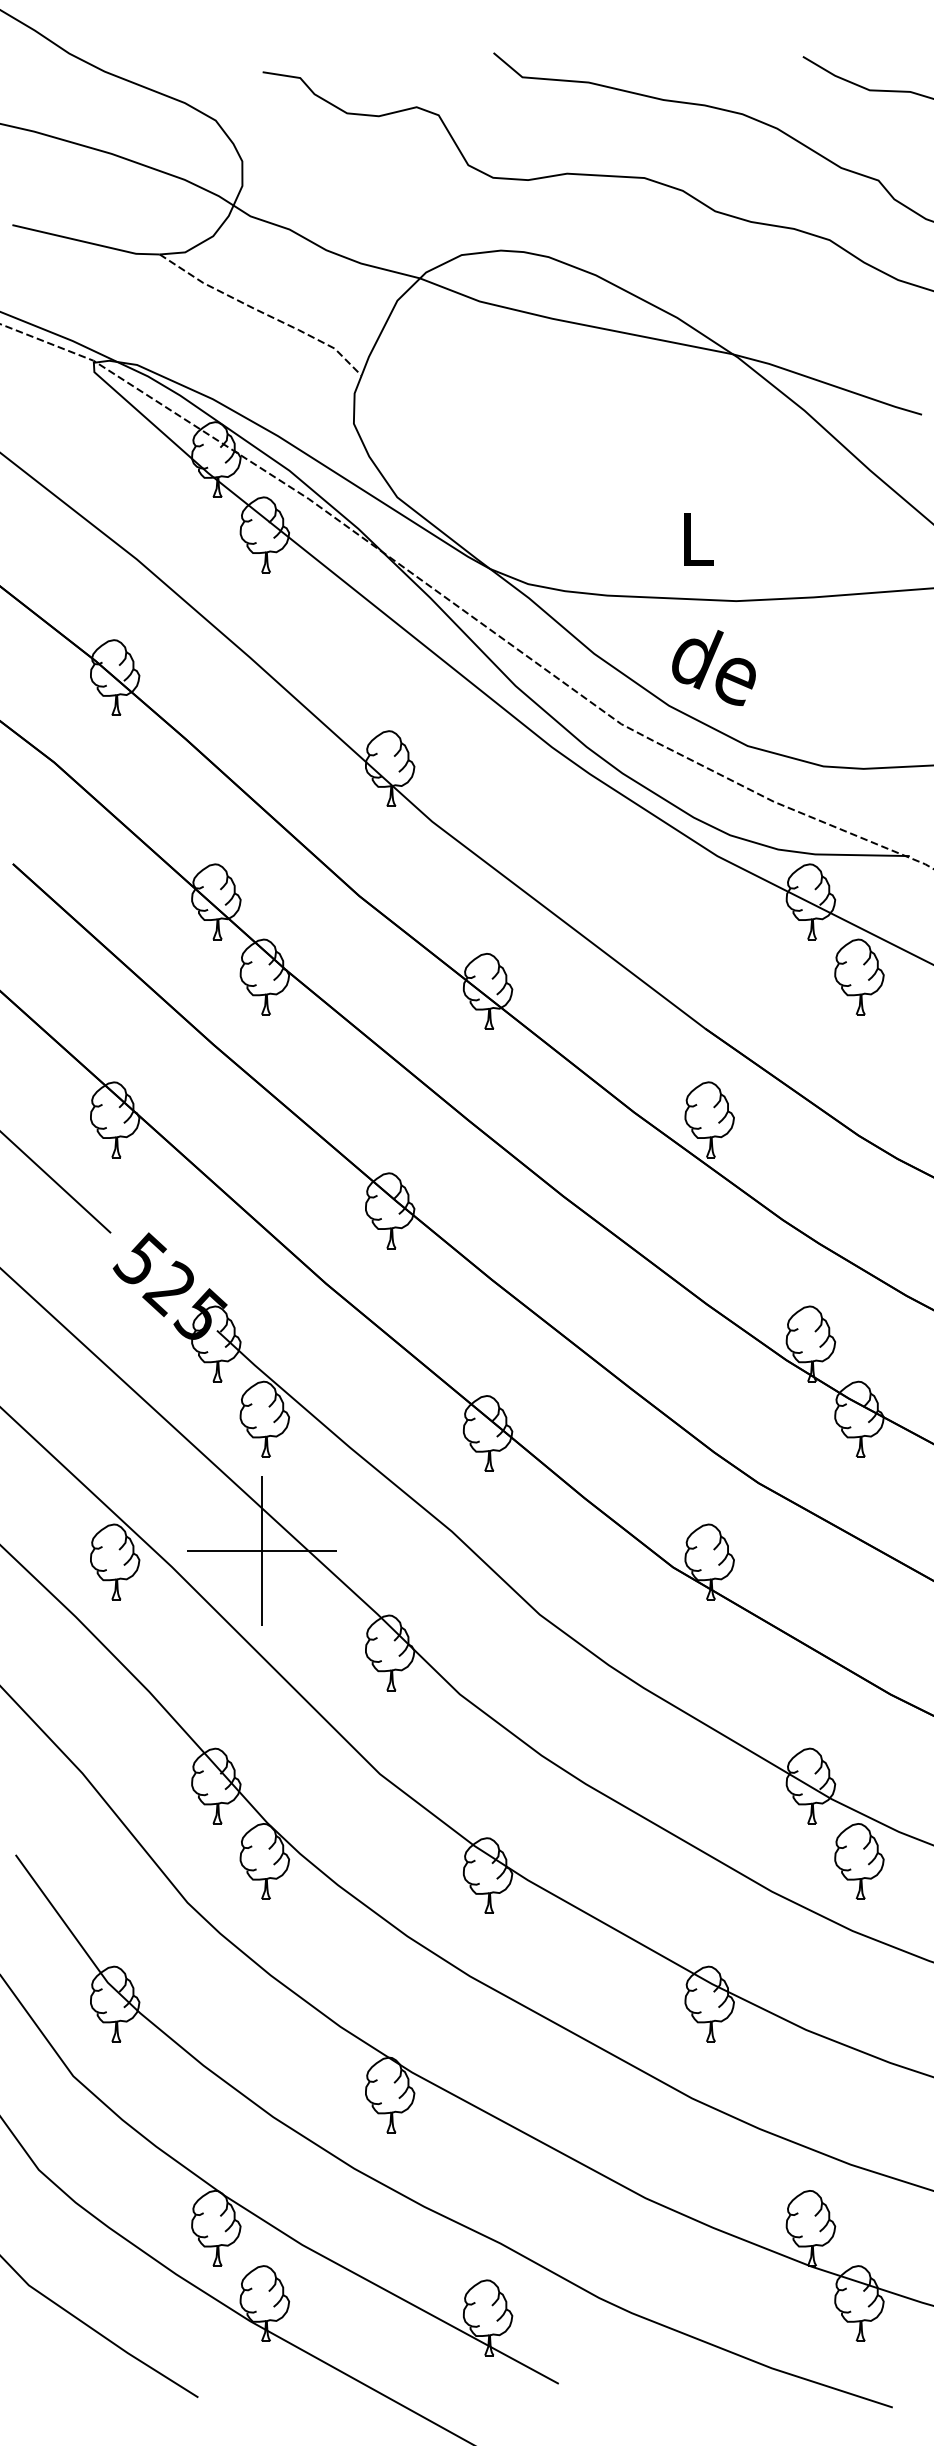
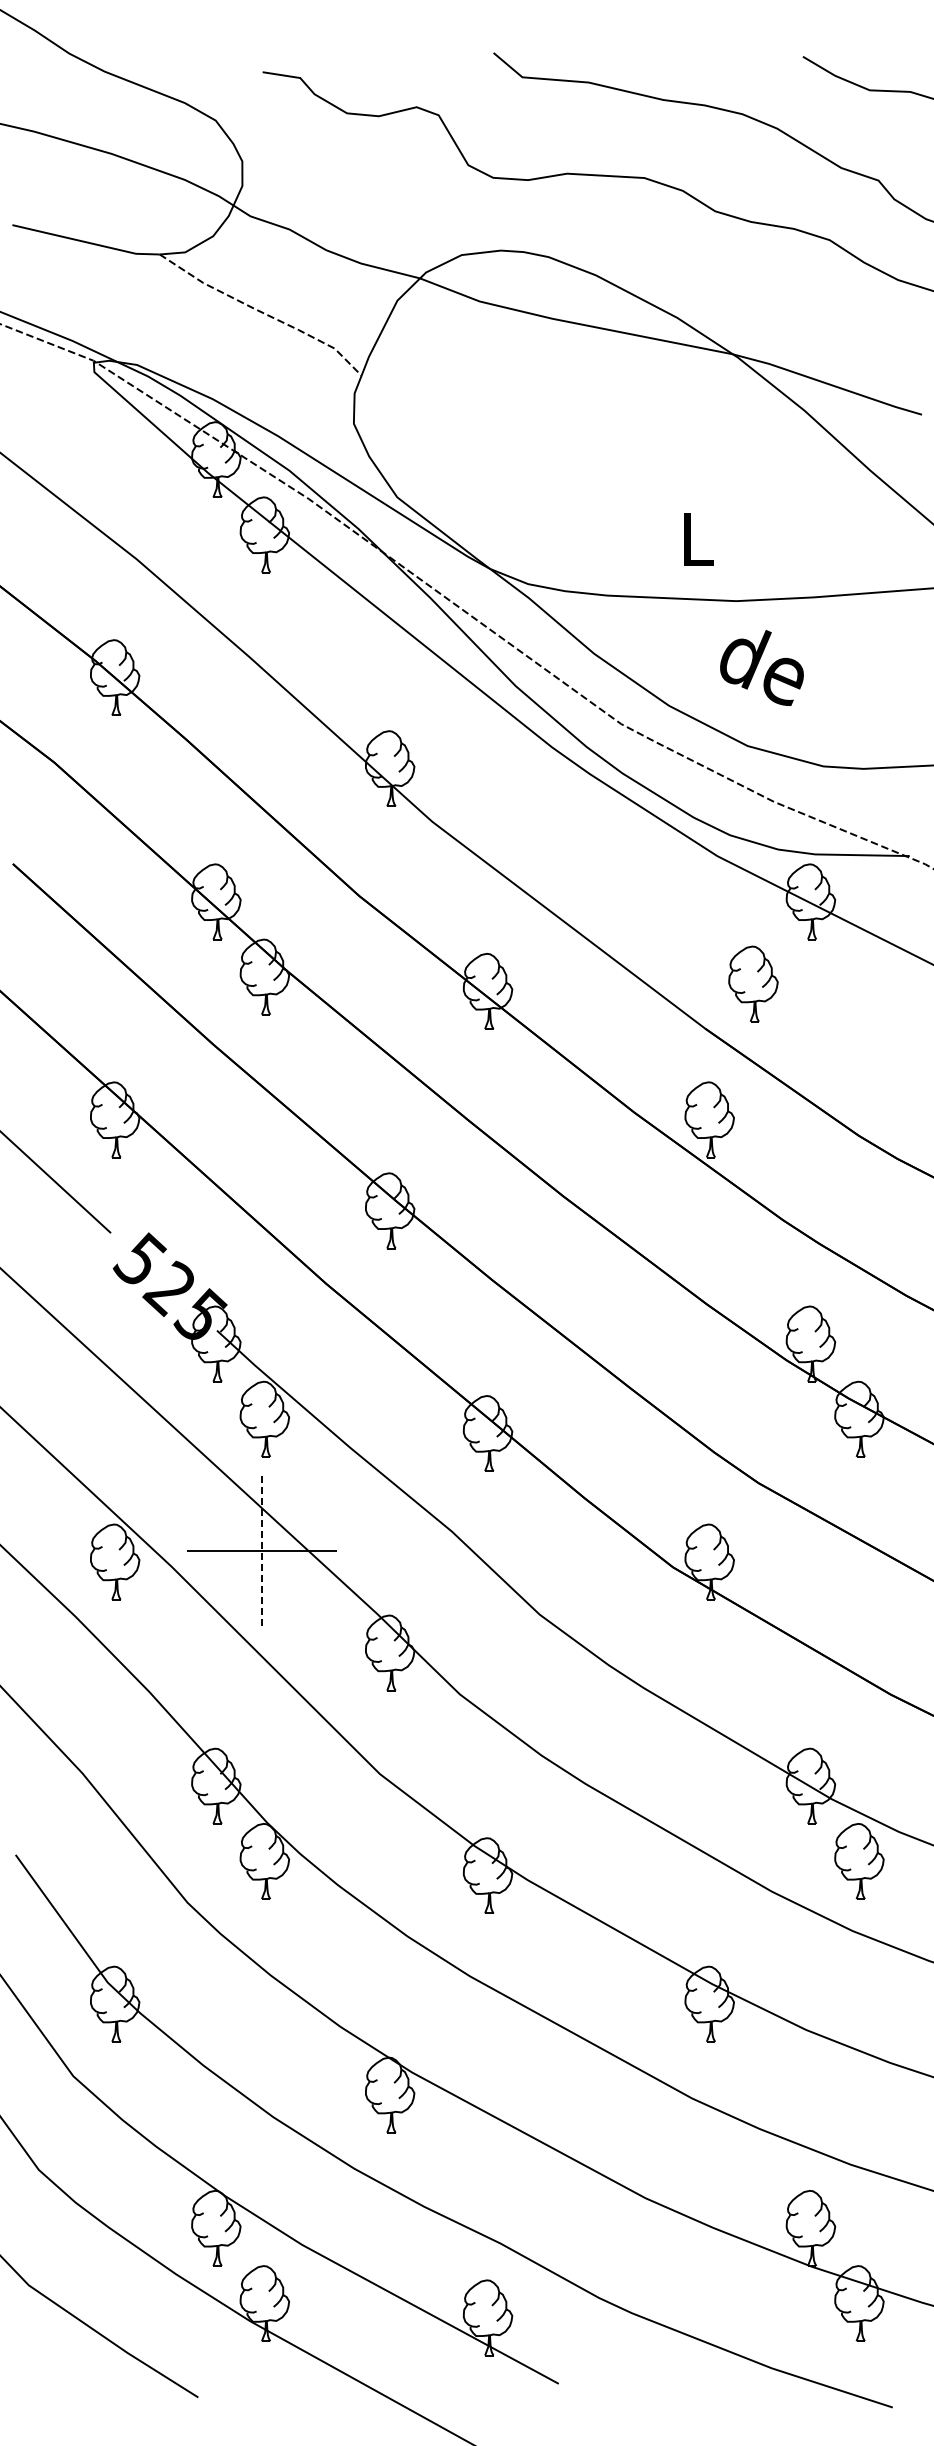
text position: (713, 667) -> (761, 667) (761, 667)
part position: (859, 976) -> (753, 983) (753, 983)
line: solid -> dashed (262, 1550)
